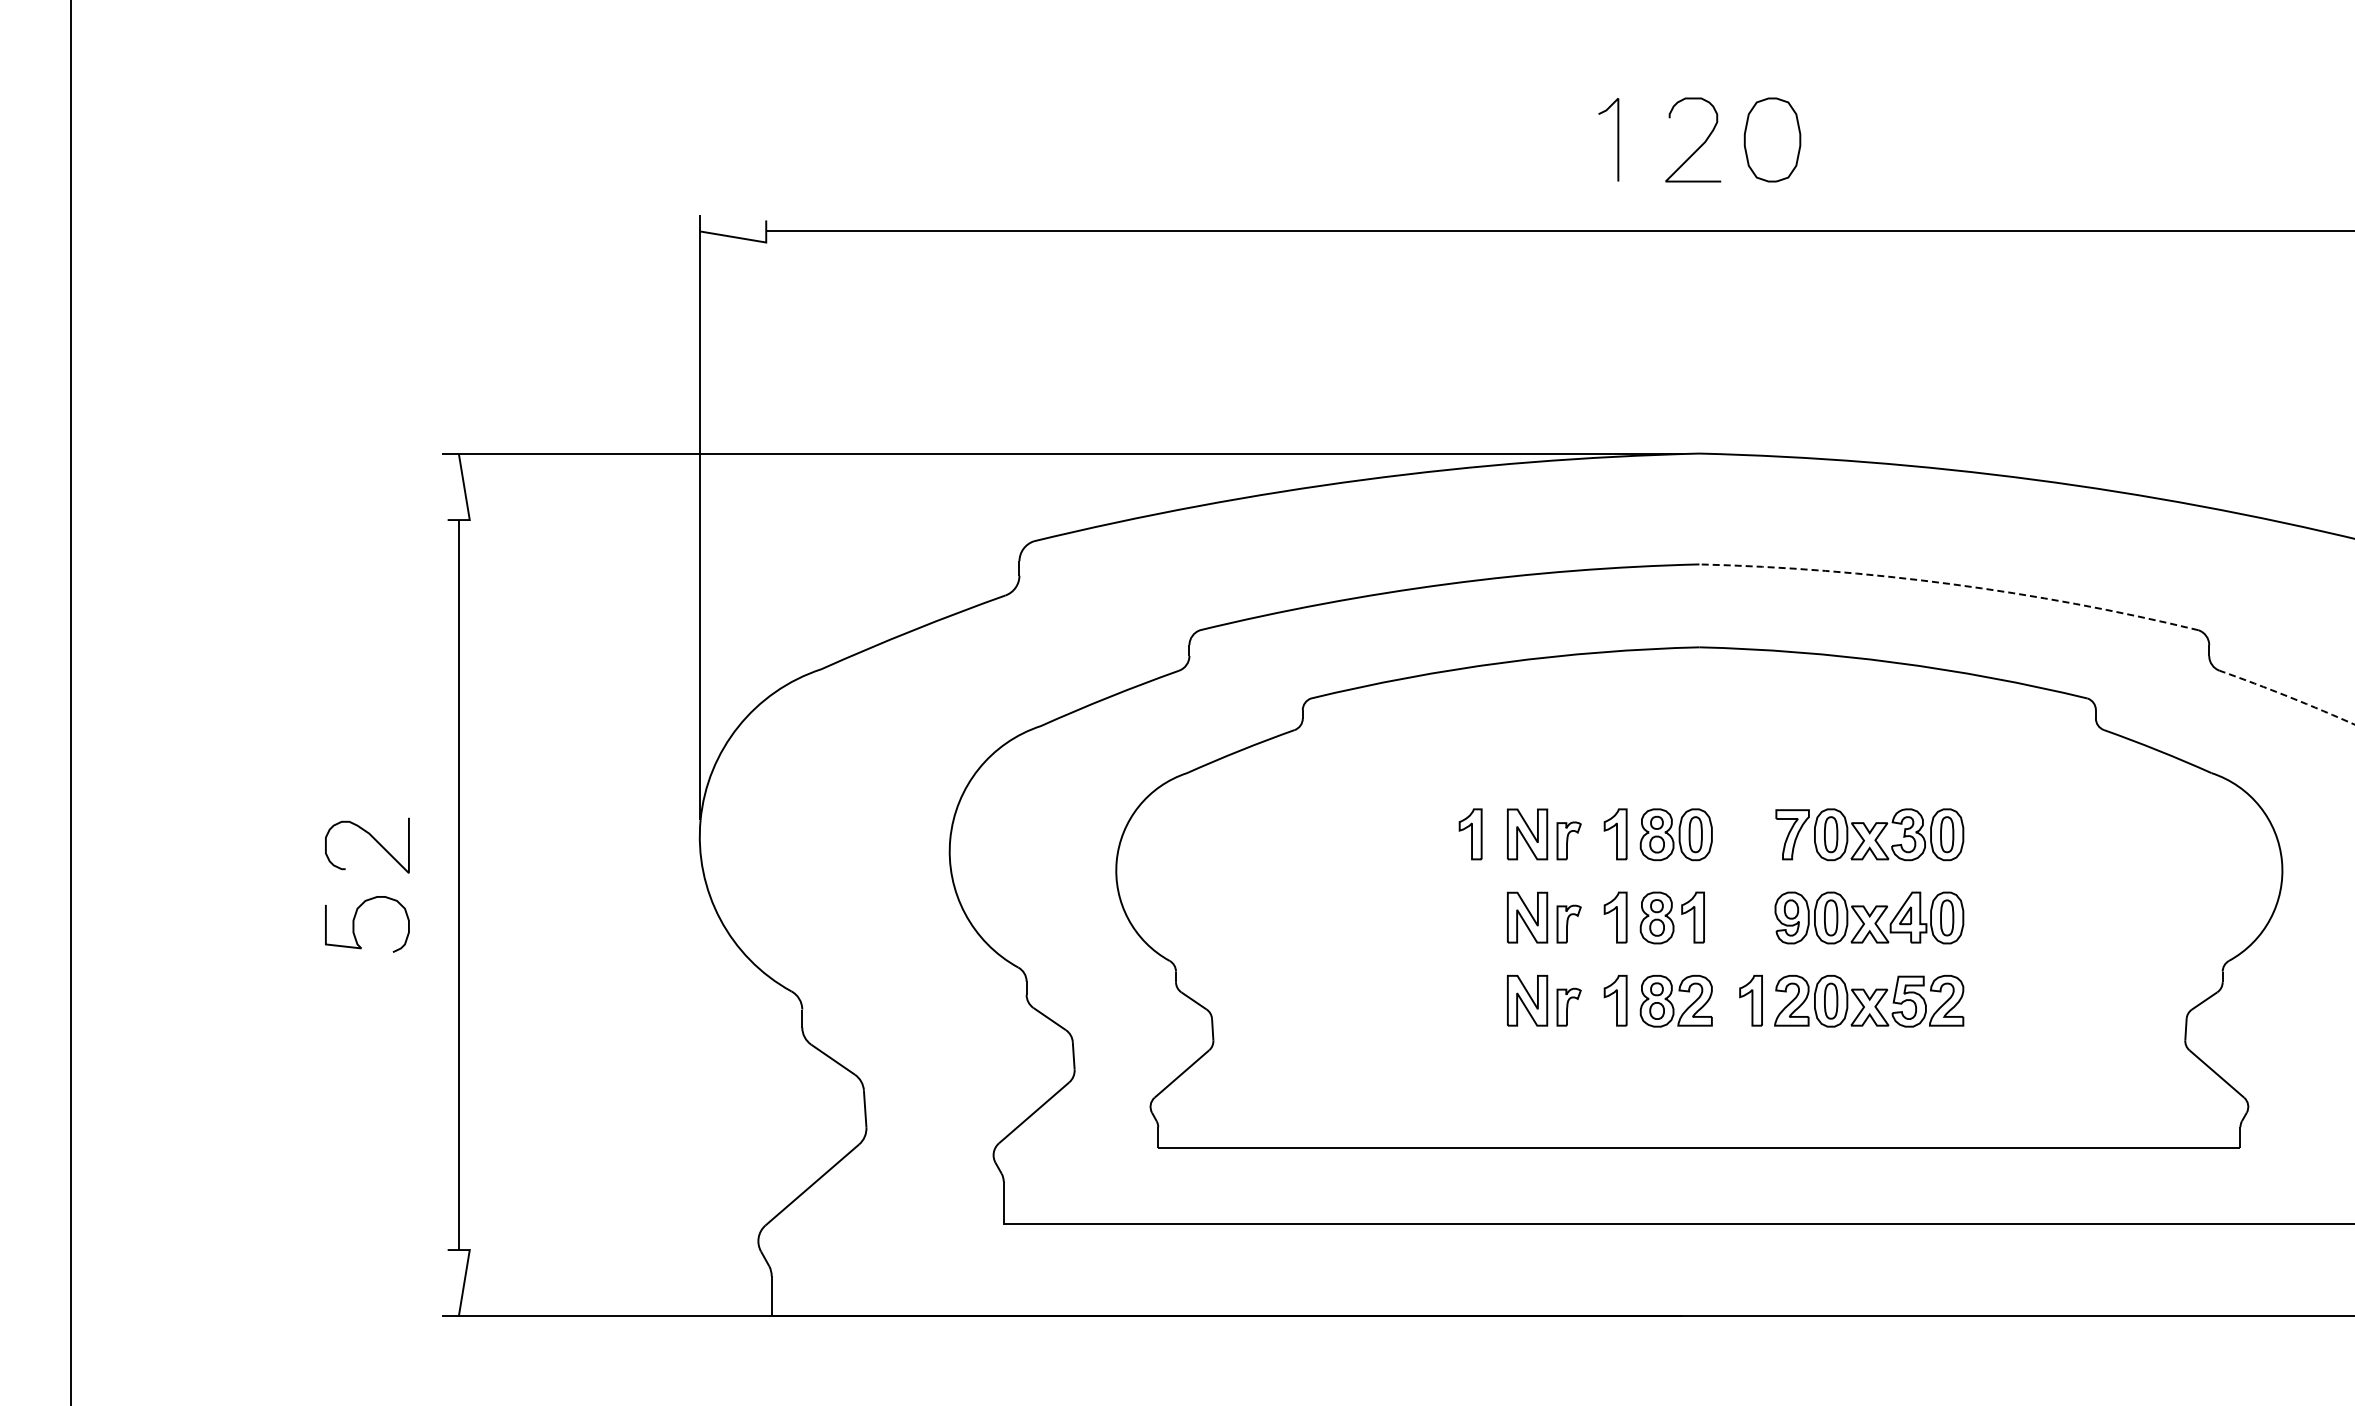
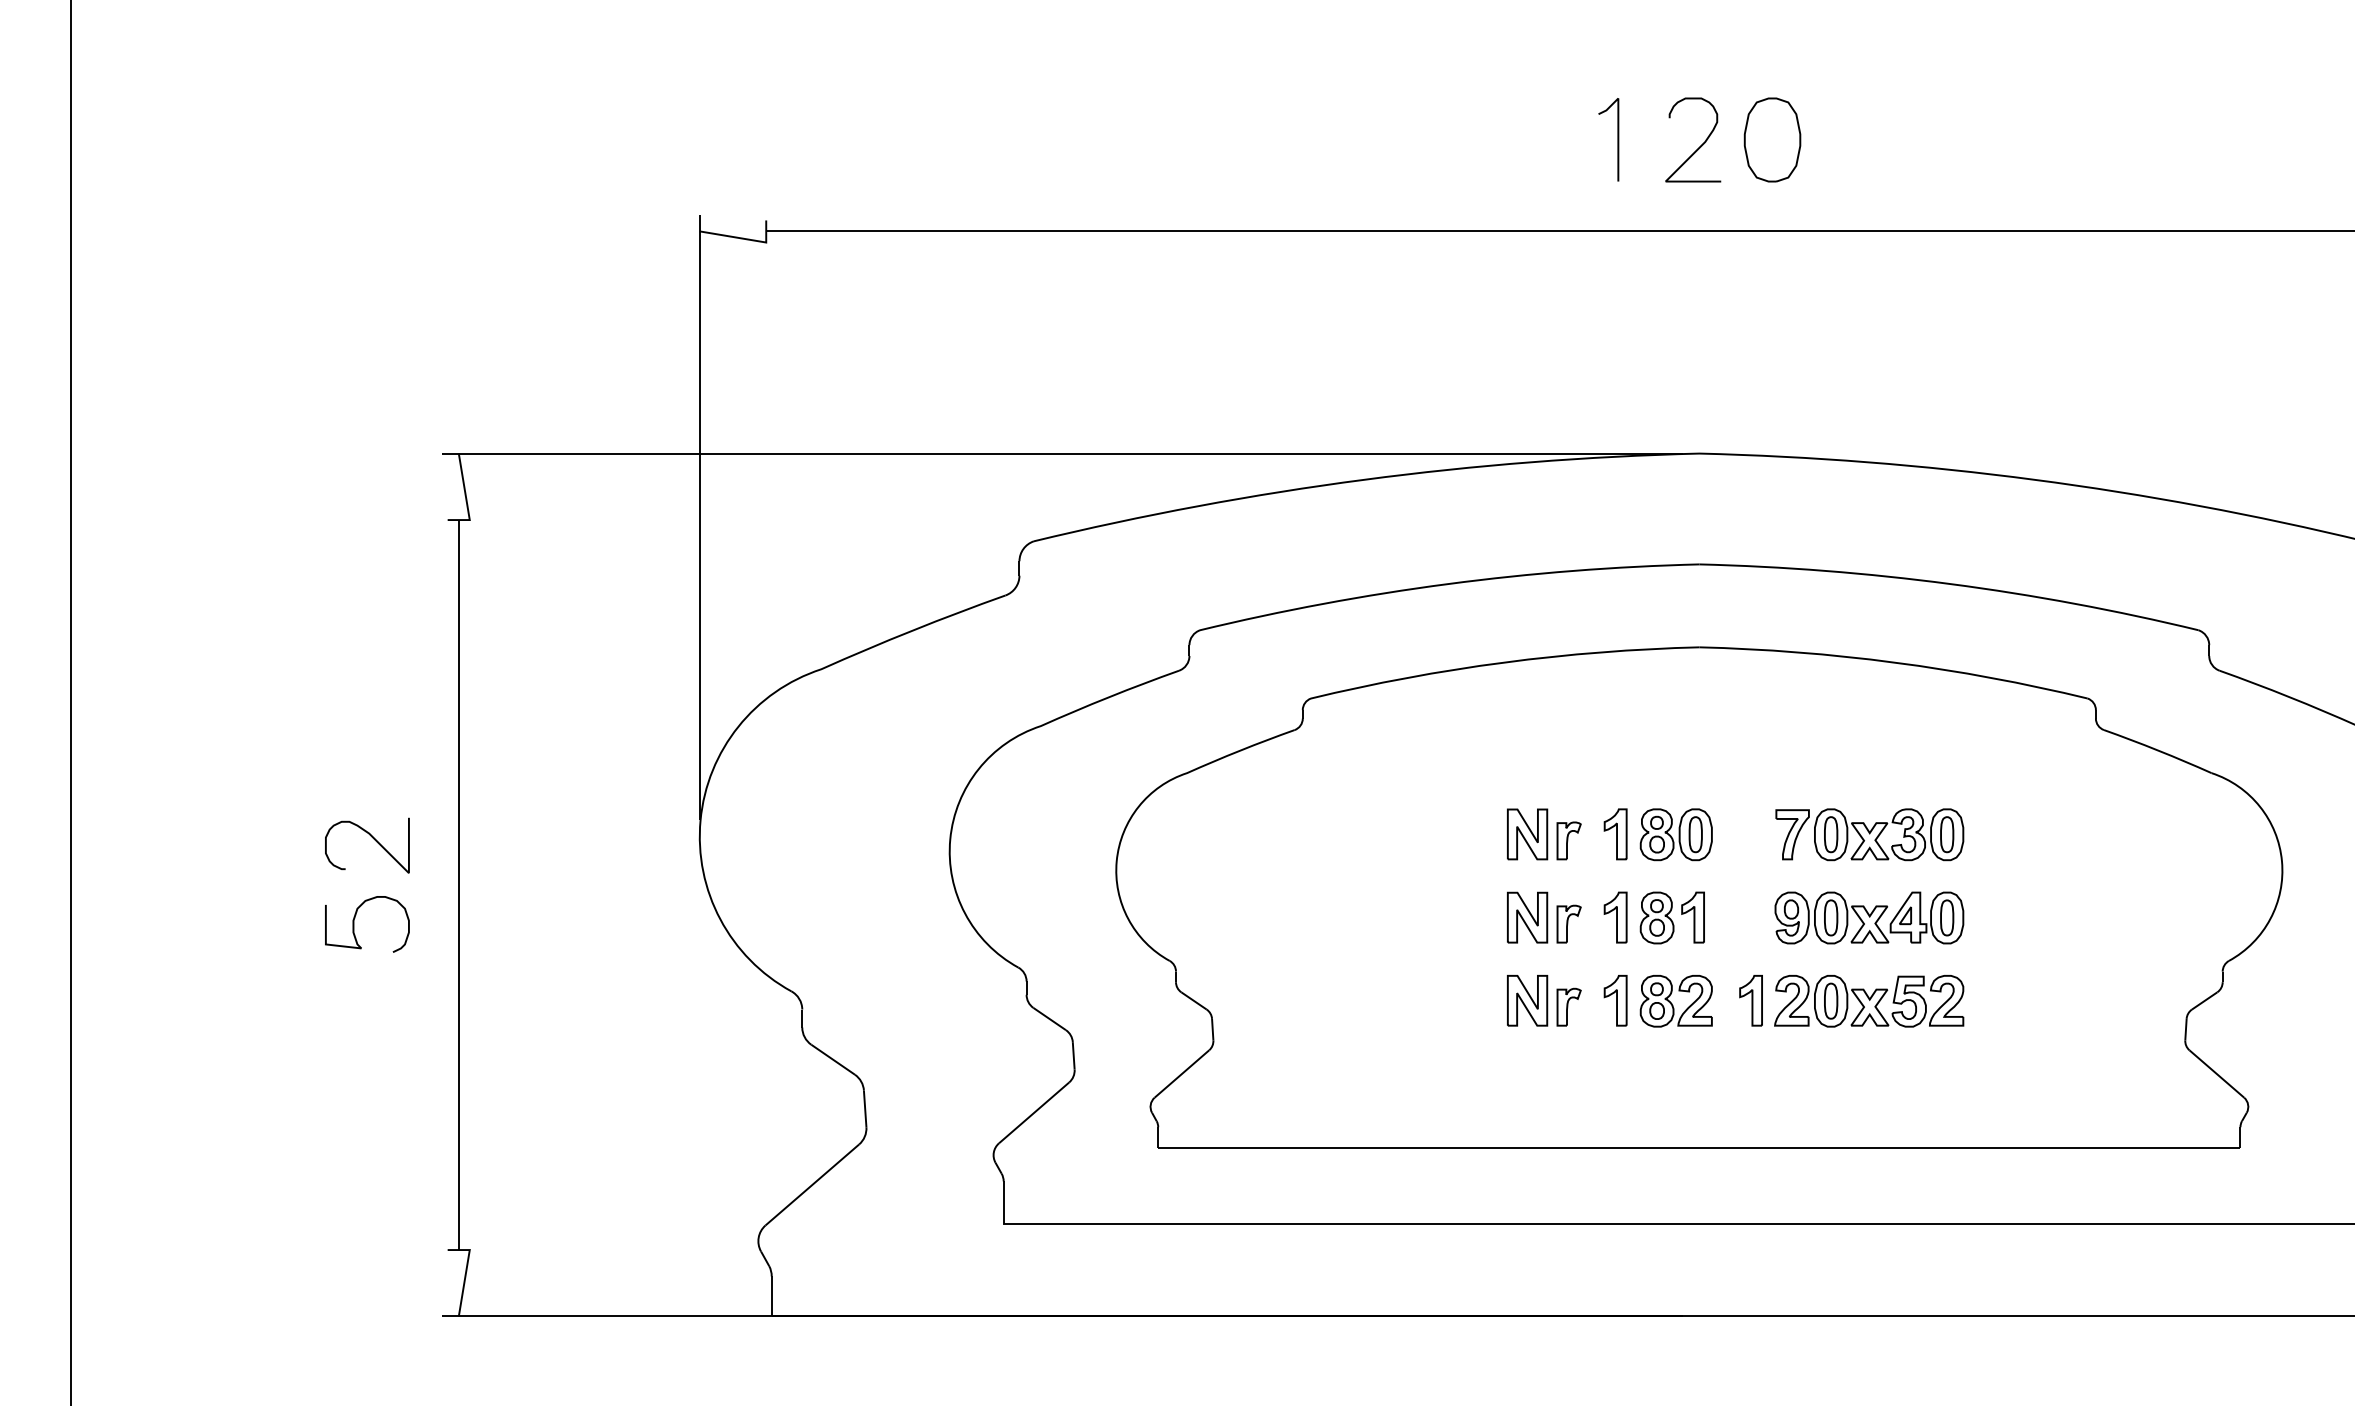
line: dashed -> solid (1950, 584)
line: dashed -> solid (2287, 696)
part: present -> none (1470, 834)
